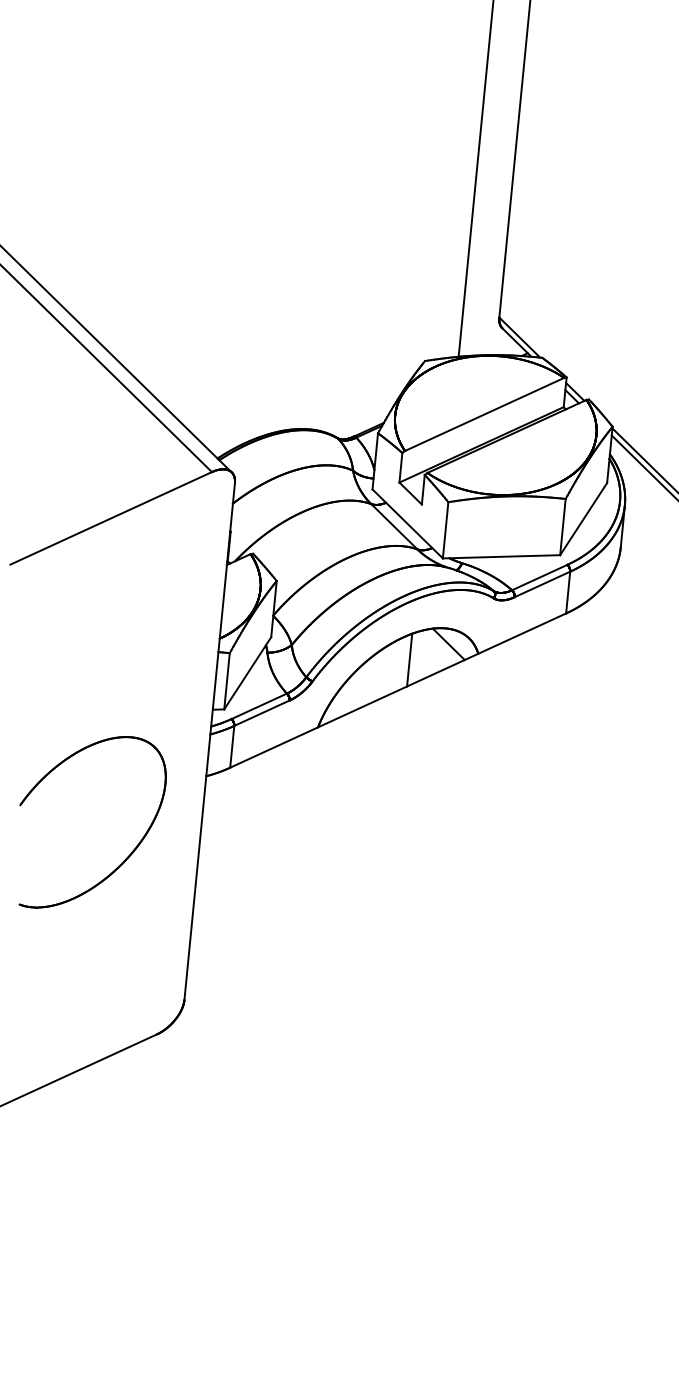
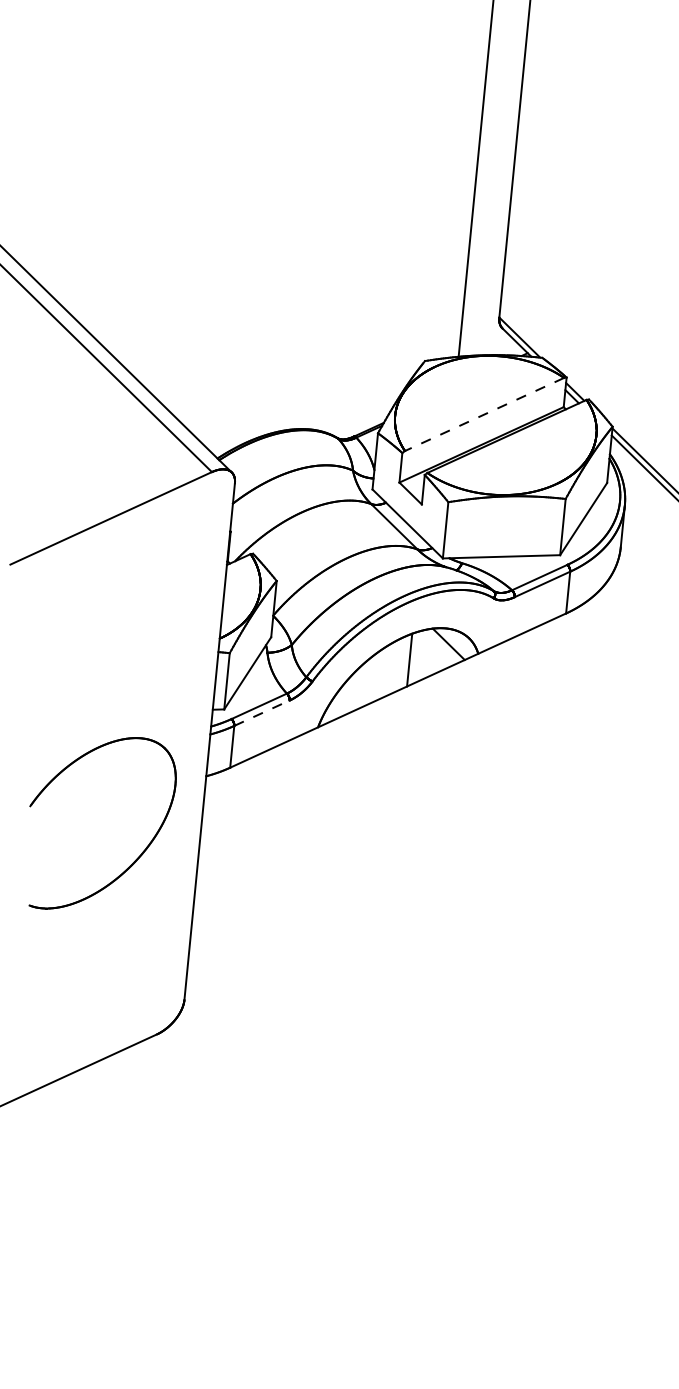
line: solid -> dashed (484, 414)
line: solid -> dashed (262, 712)
part position: (127, 856) -> (137, 857) (137, 857)
